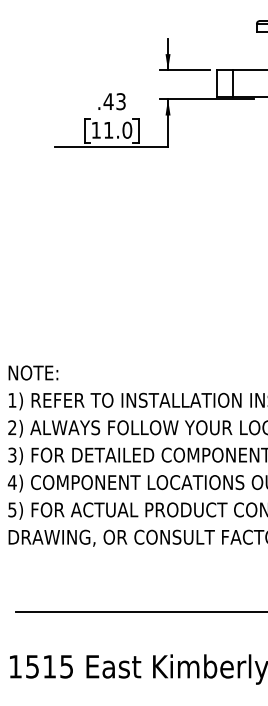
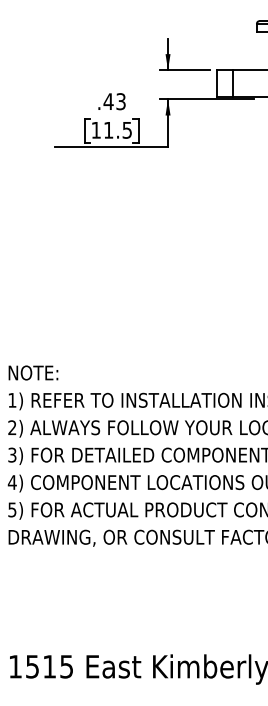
text: 11.0 -> 11.5 (127, 129)
line: present -> none (139, 612)
